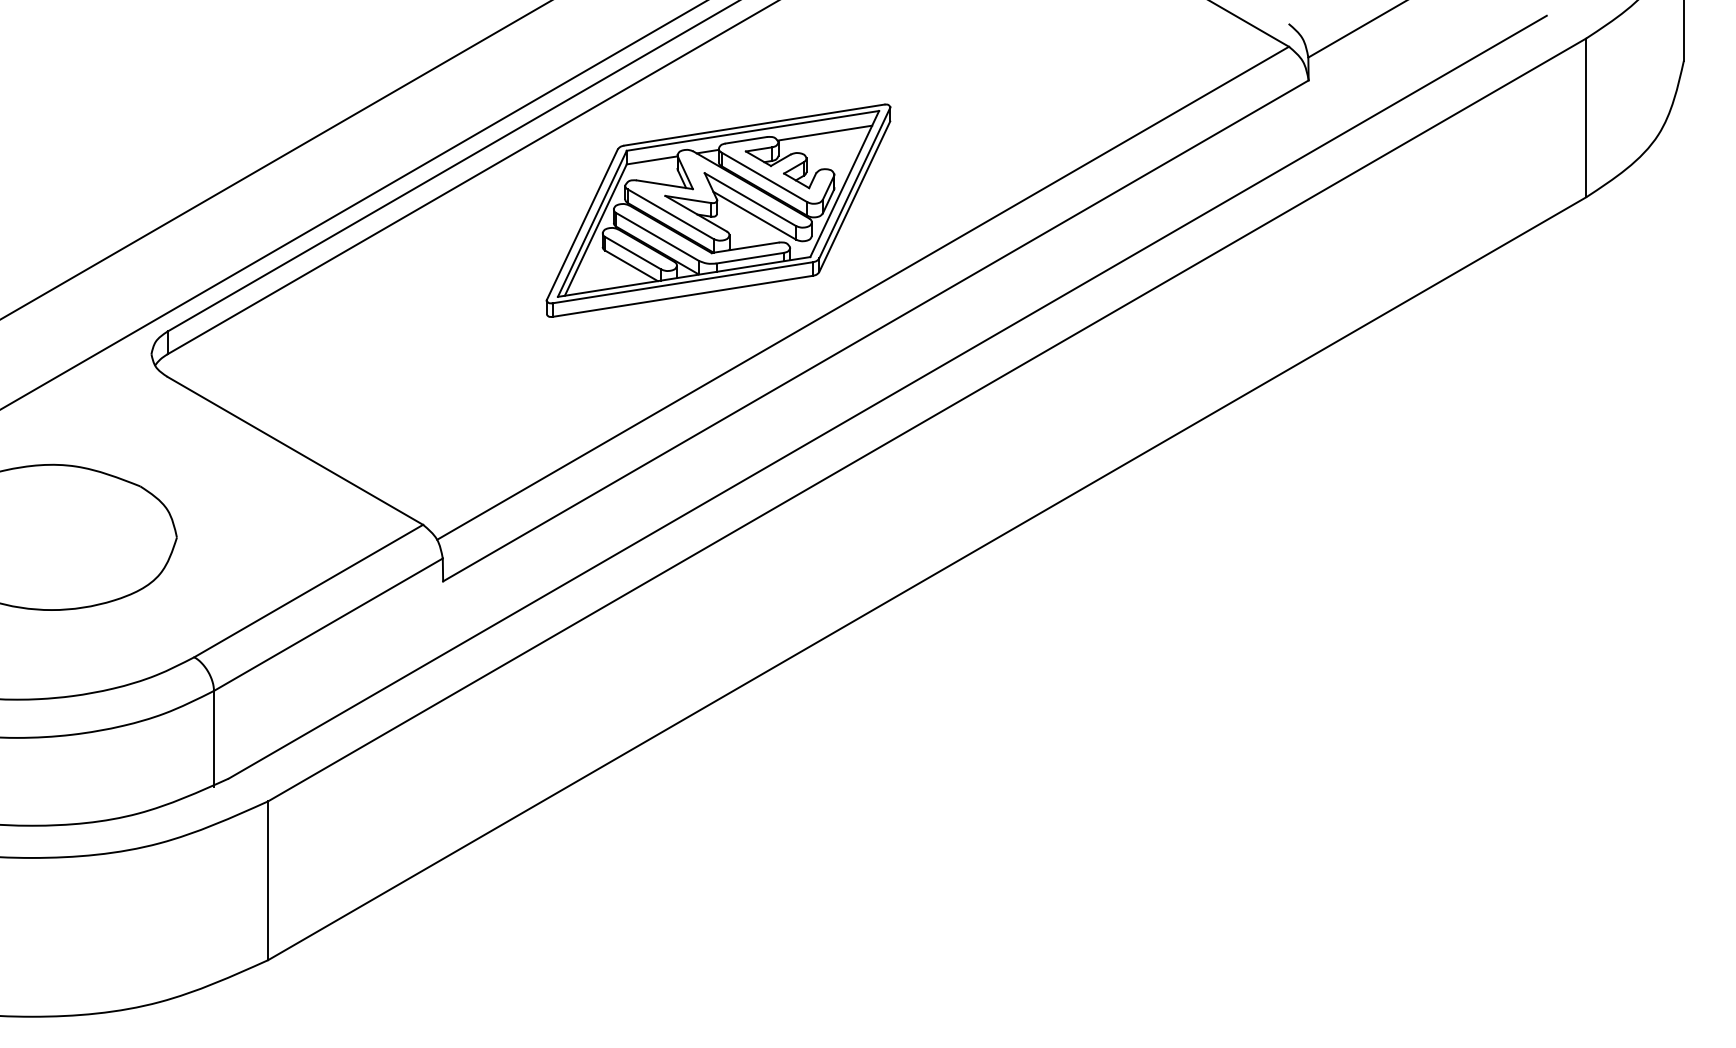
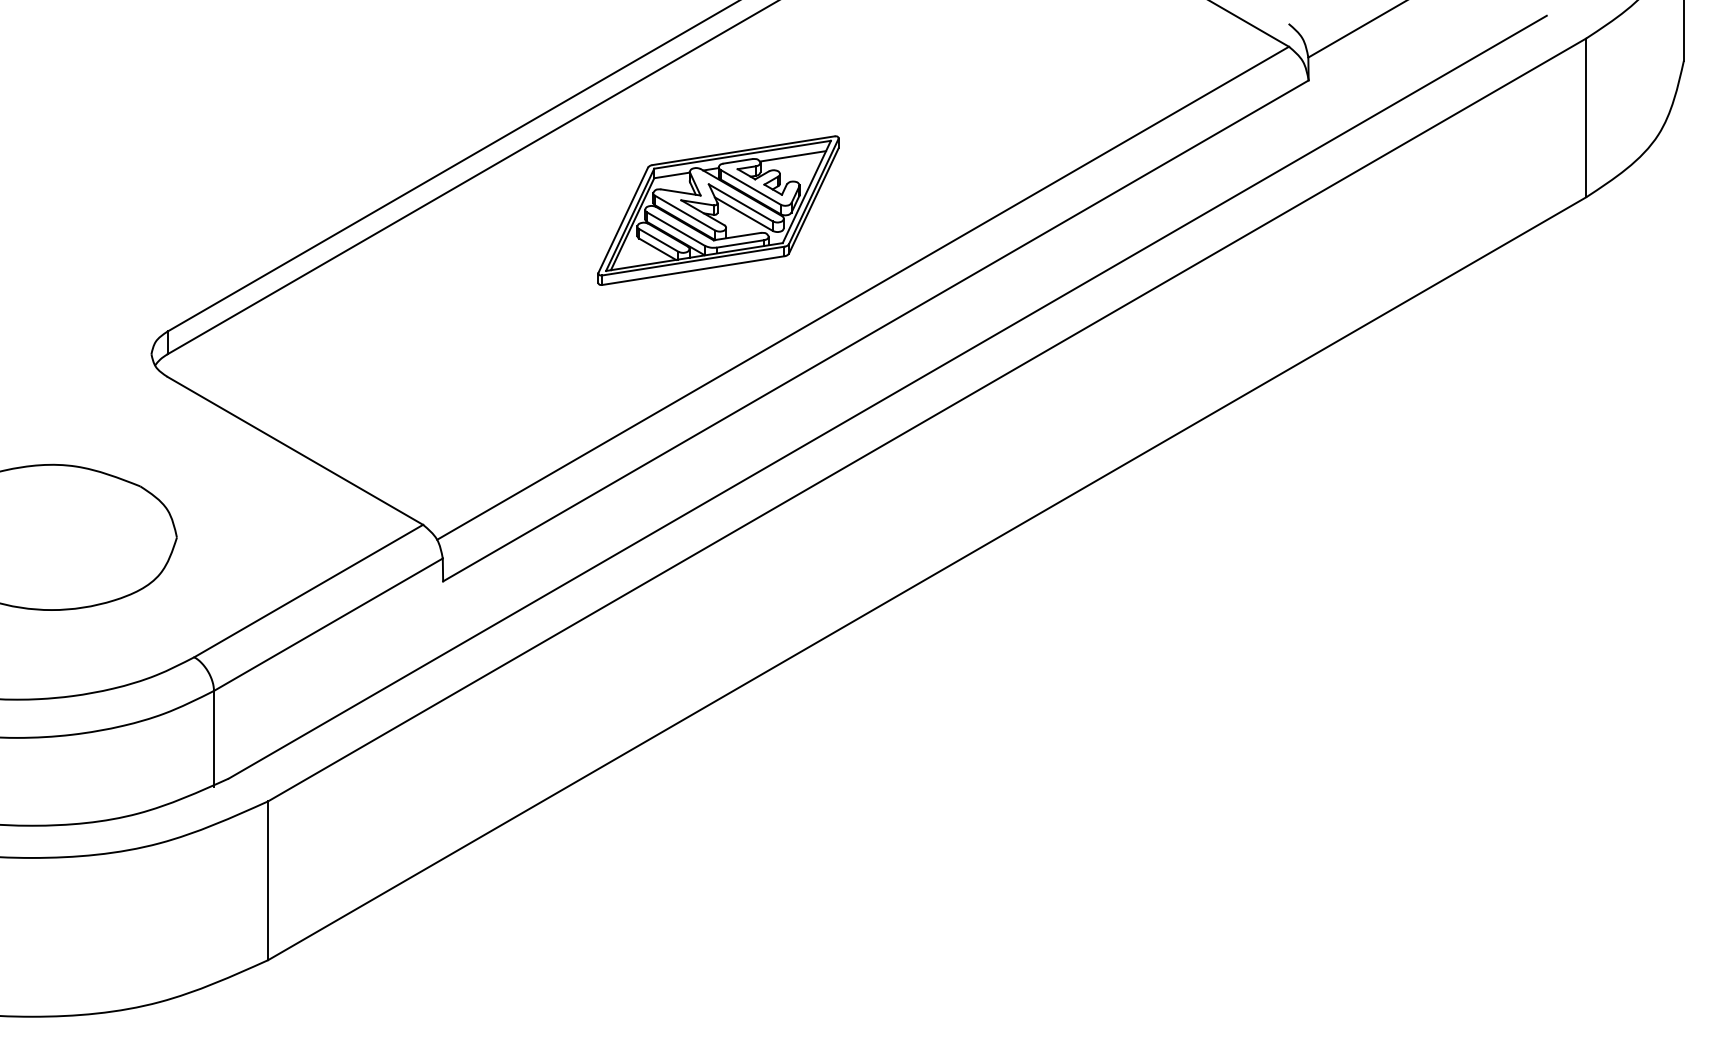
line: present -> none (275, 160)
line: present -> none (353, 205)
part size: 347x215 px -> 243x151 px (718, 210)
